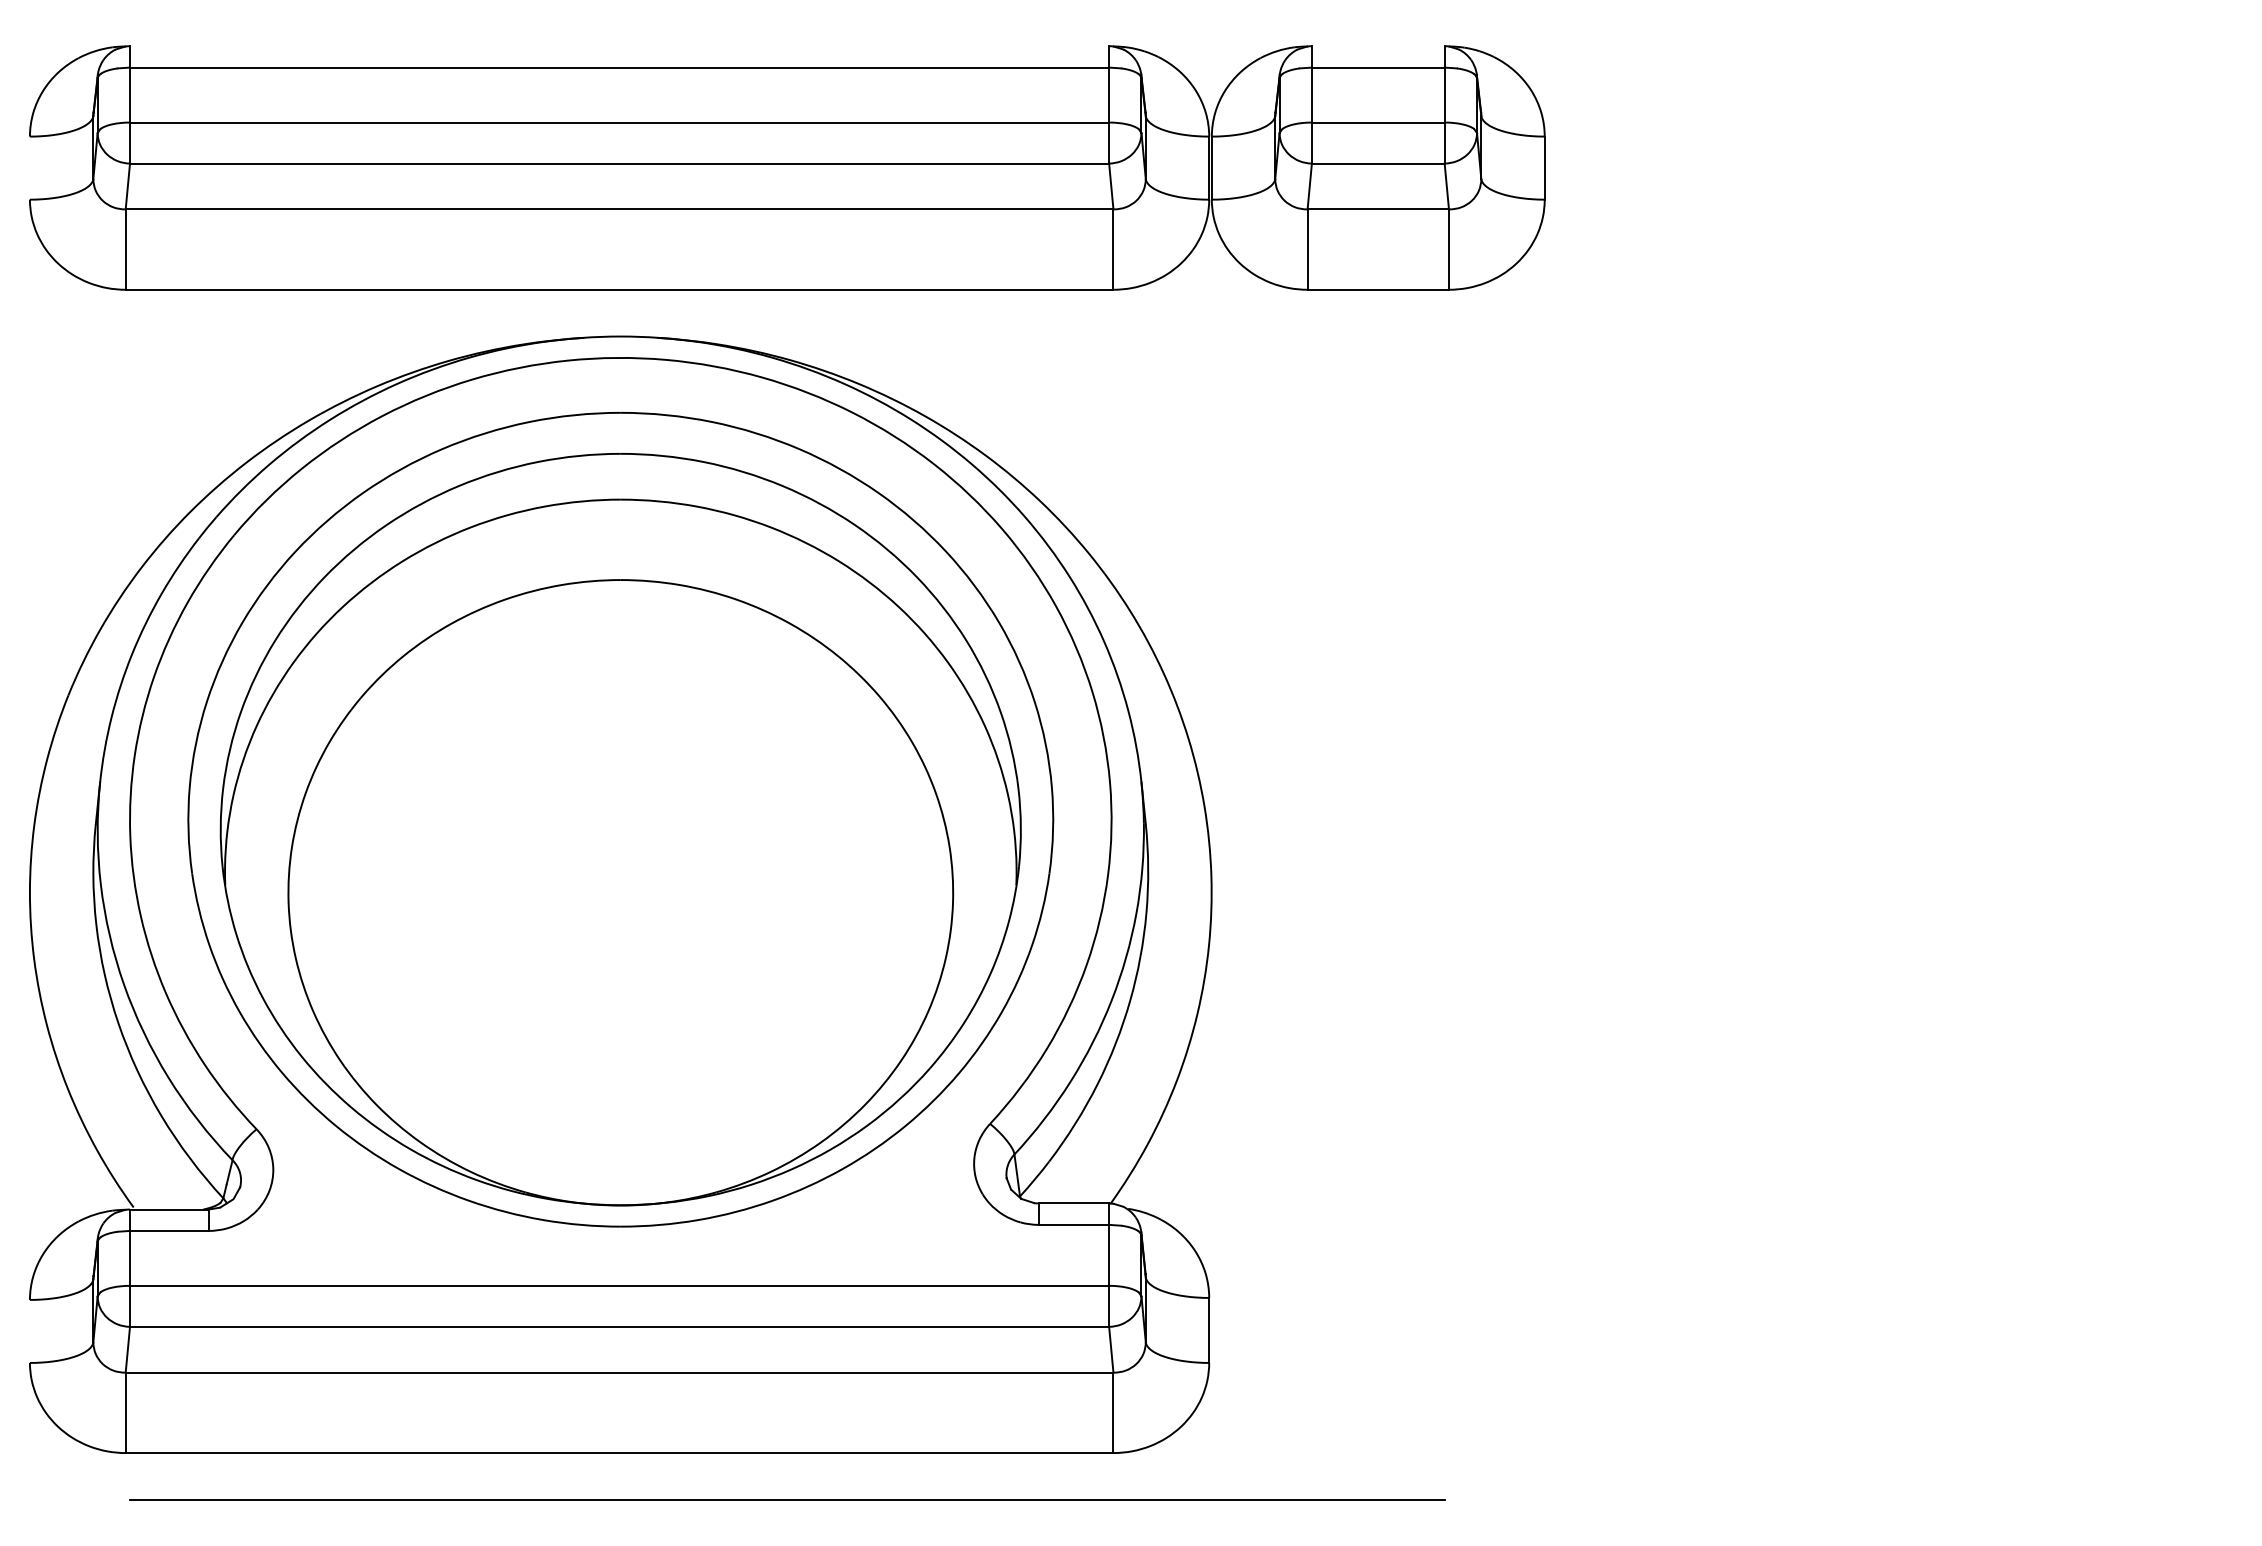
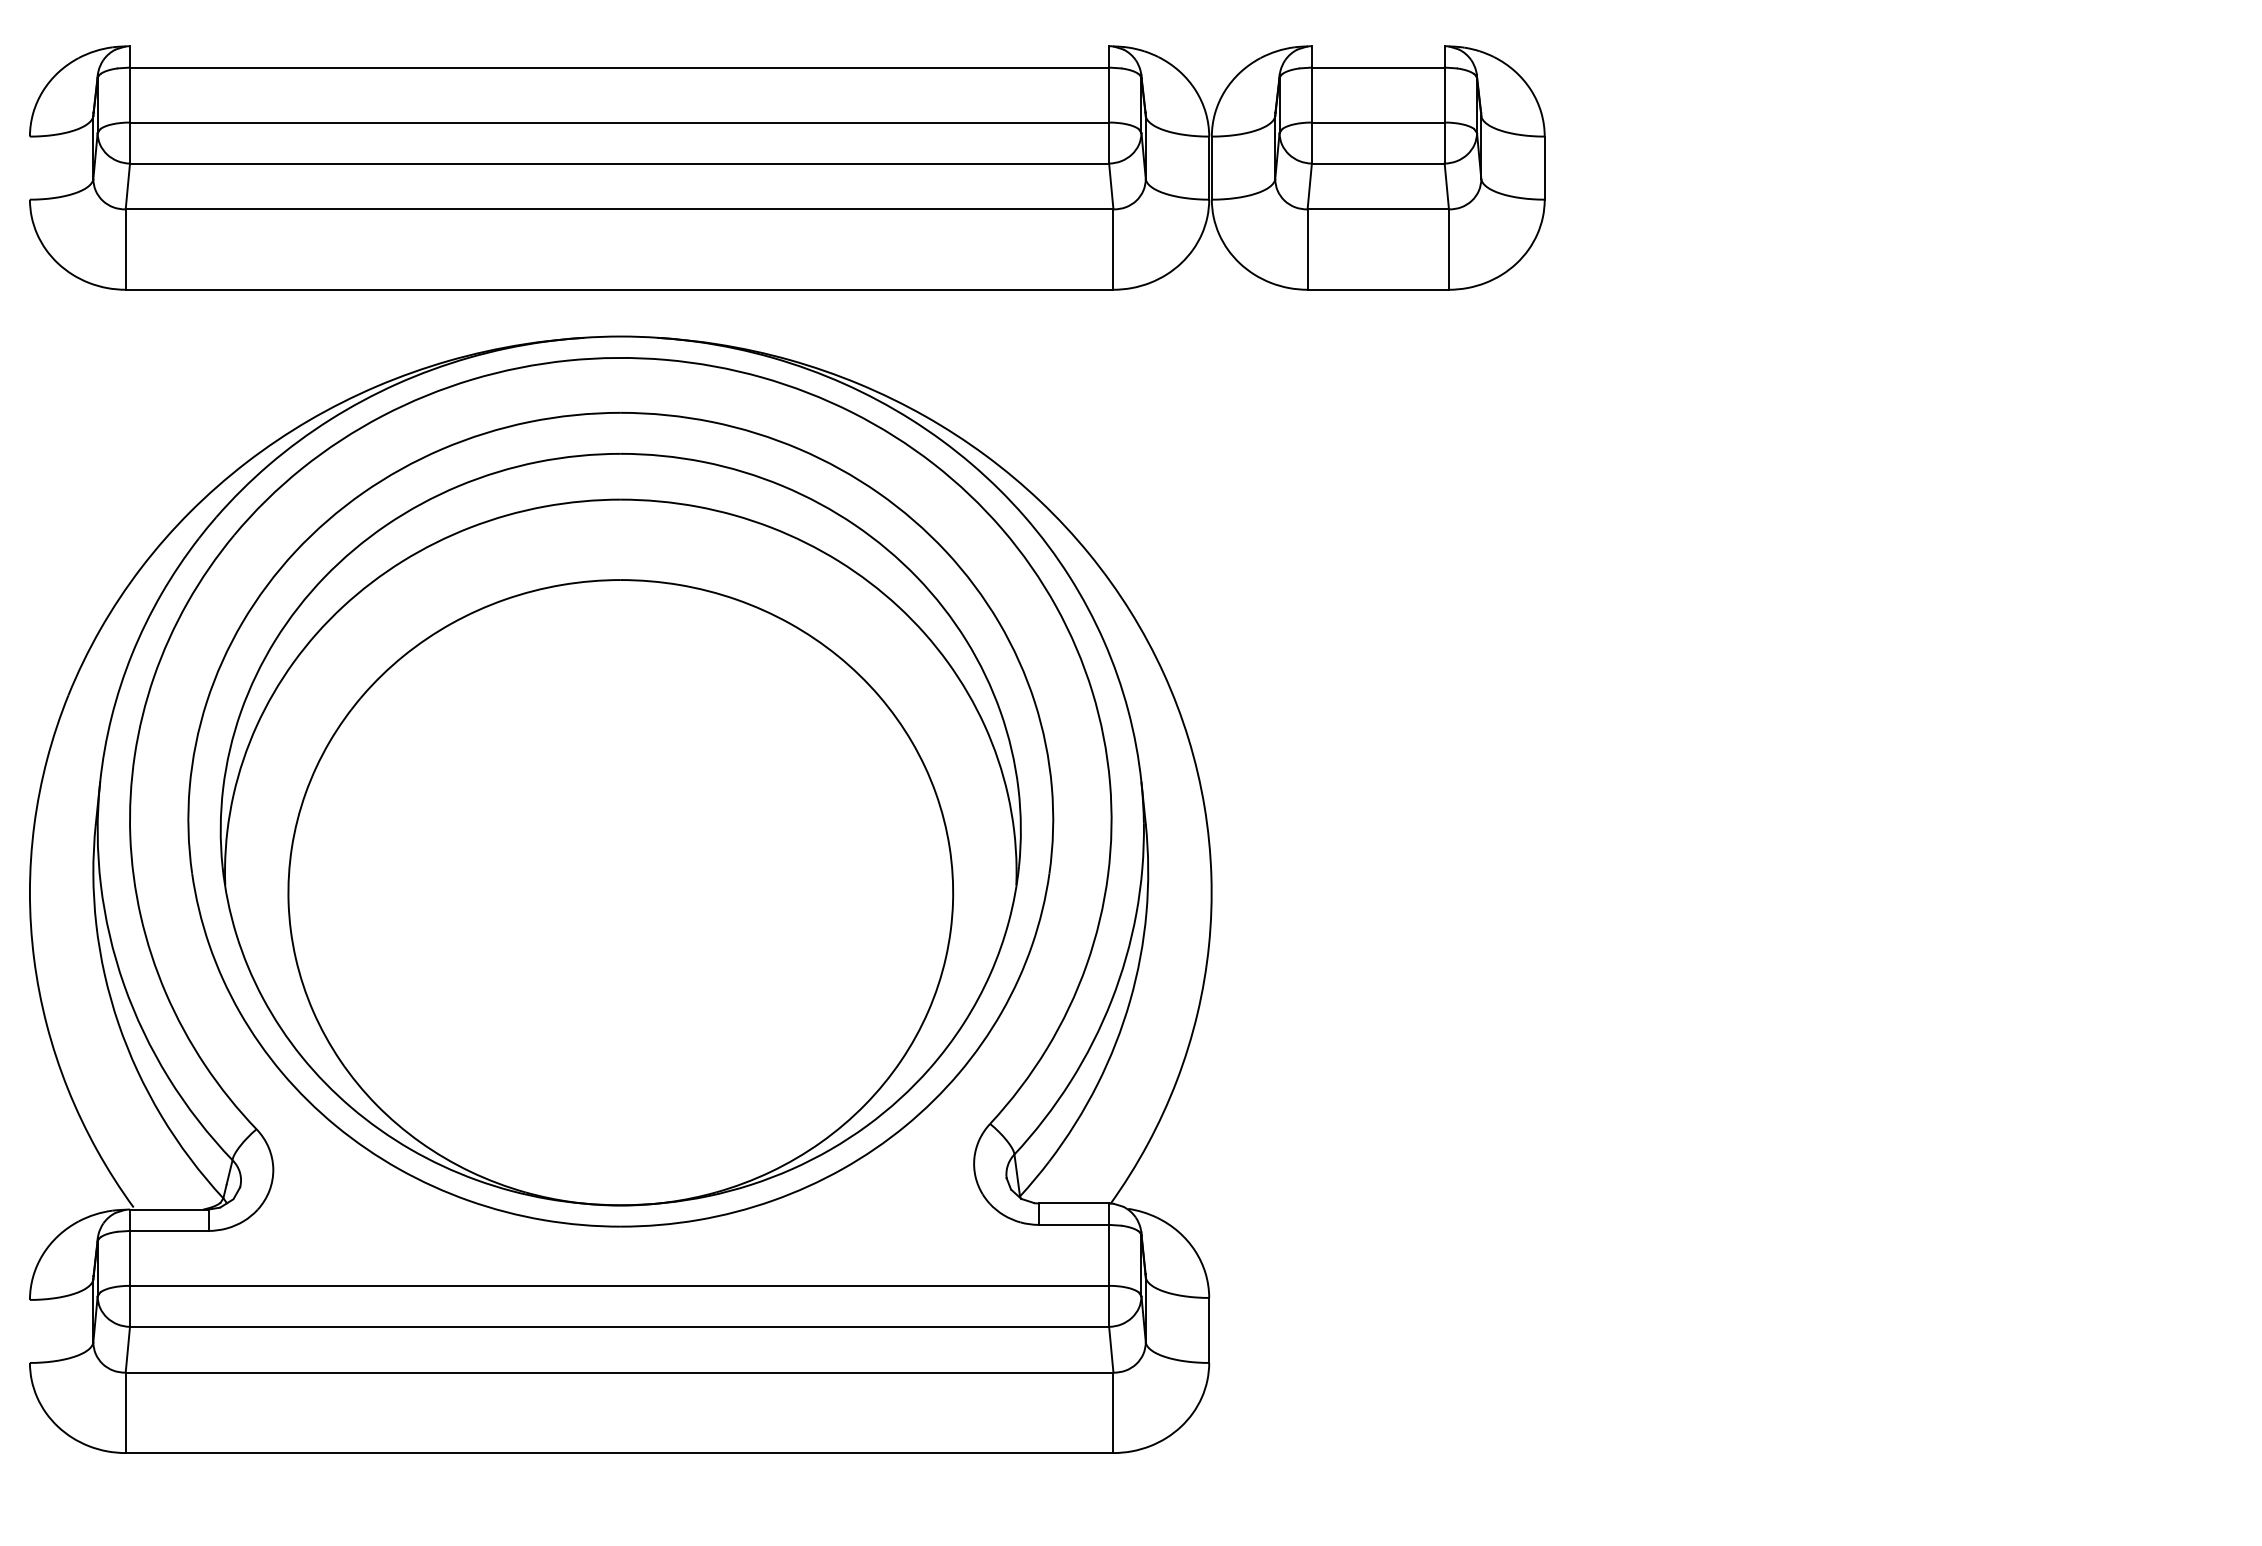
line: present -> none (787, 1499)
